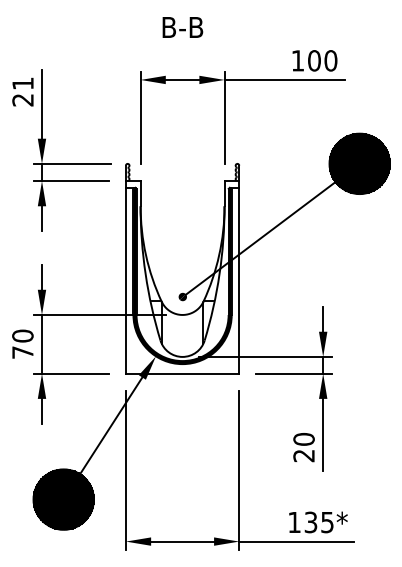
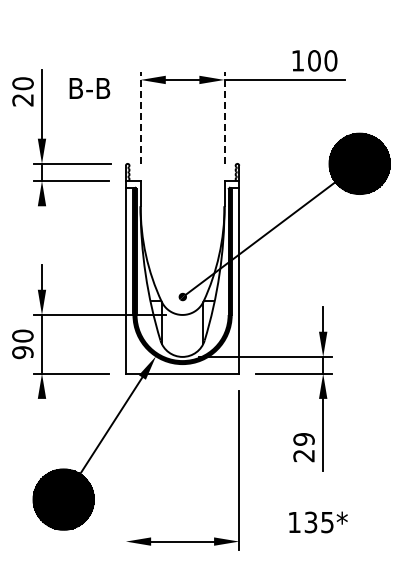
text position: (182, 27) -> (89, 88) (89, 88)
text: 21 -> 20 (22, 83)
line: solid -> dashed (140, 117)
line: solid -> dashed (224, 117)
line: present -> none (42, 218)
text: 70 -> 90 (22, 352)
line: present -> none (42, 411)
text: 20 -> 29 (303, 439)
line: present -> none (125, 469)
line: present -> none (296, 541)
